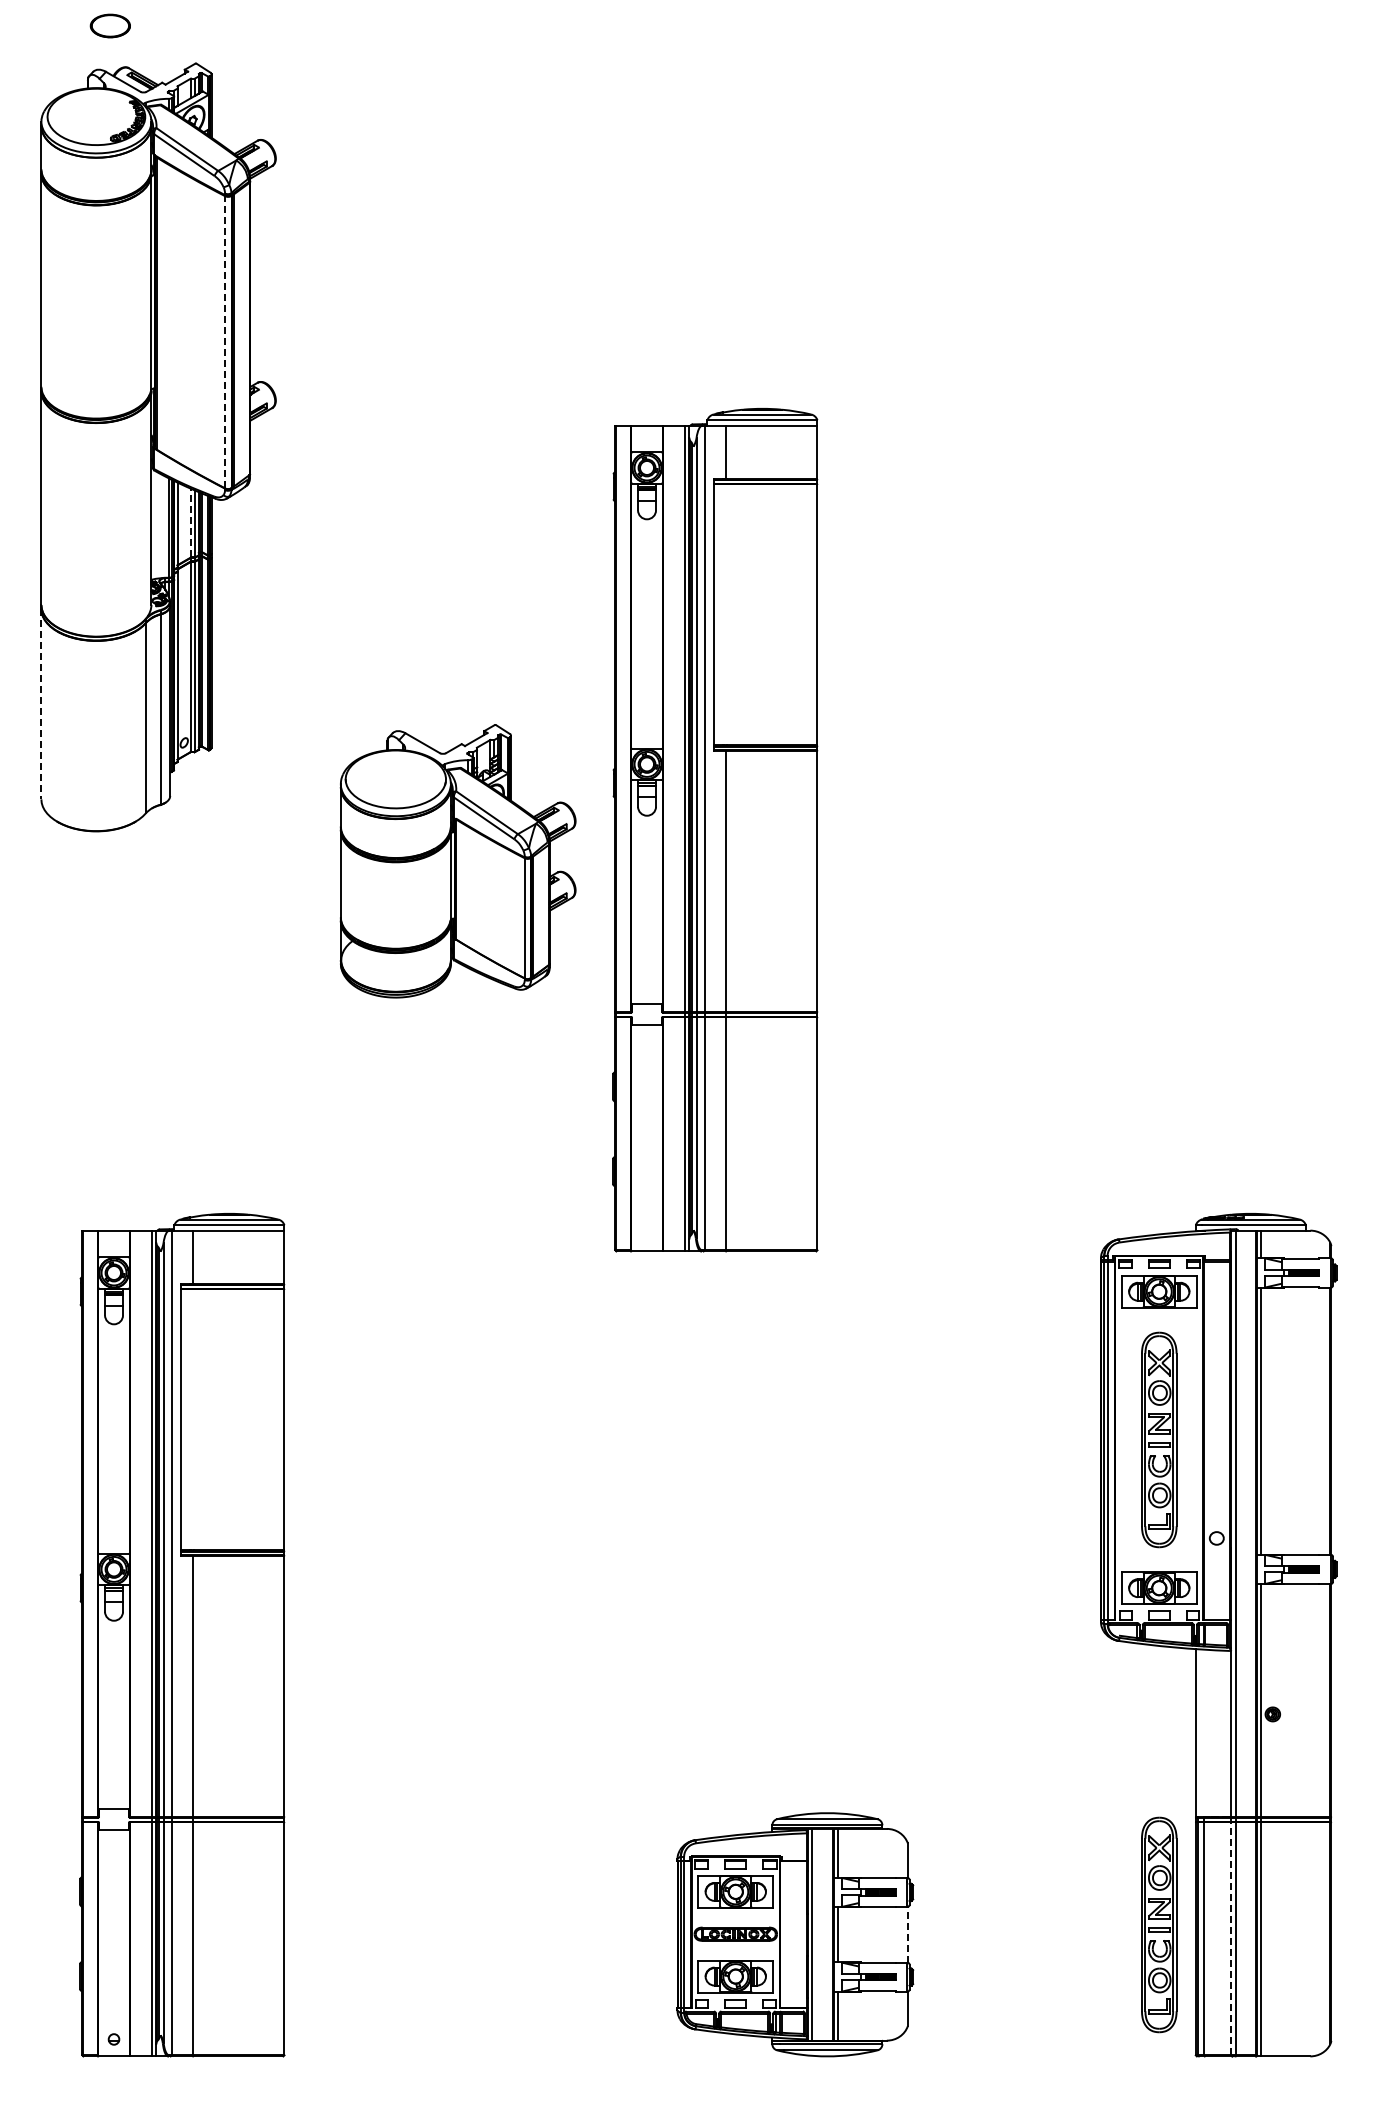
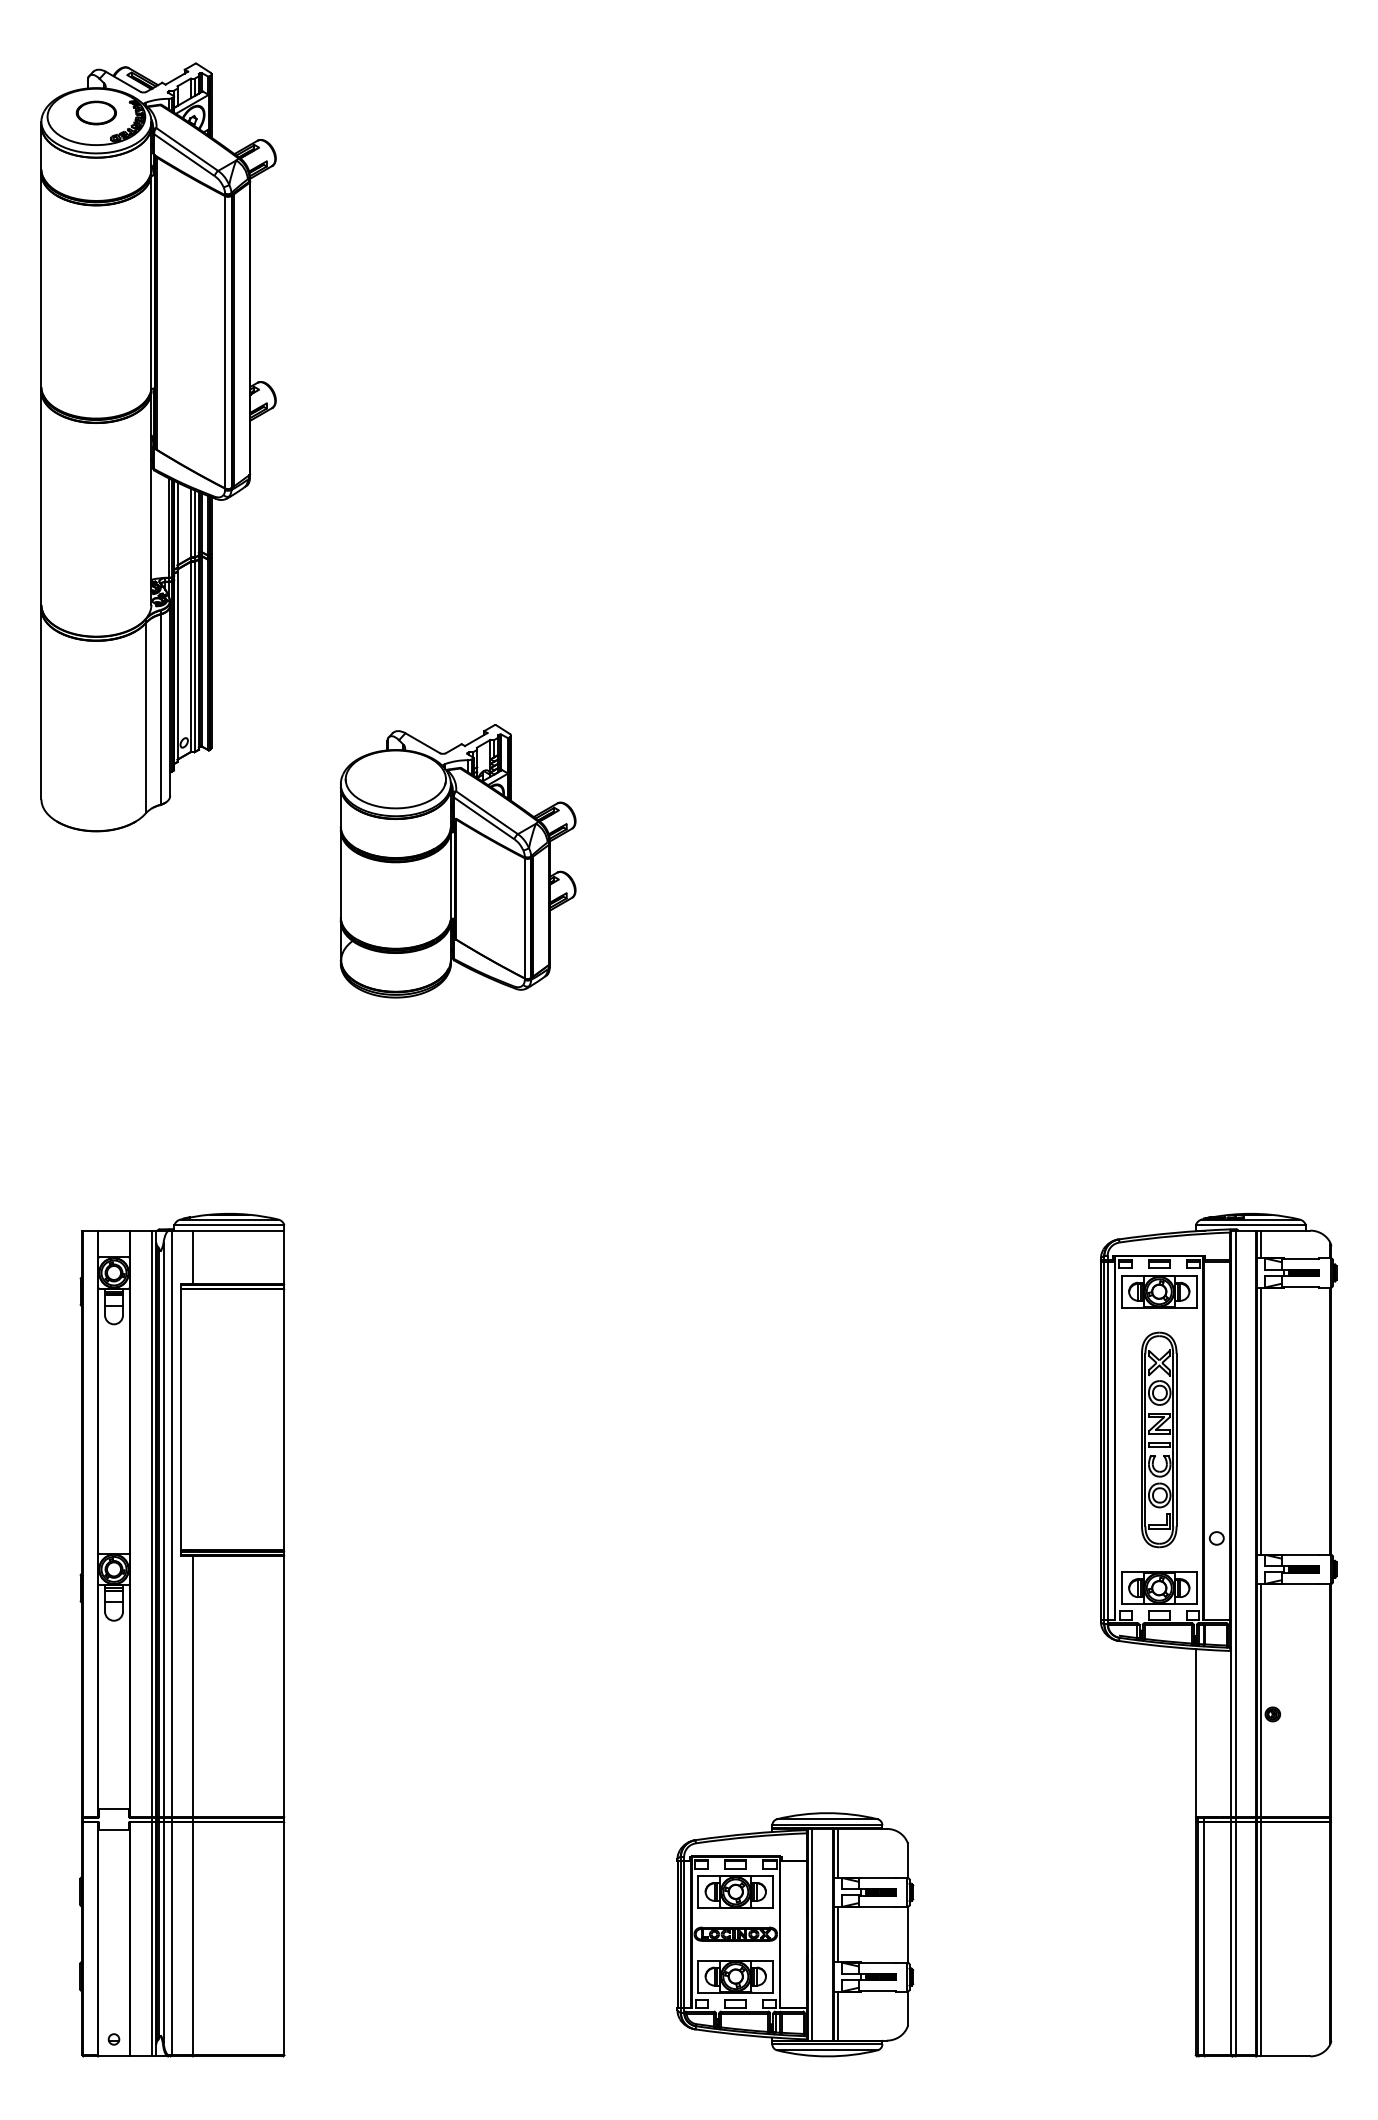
part position: (109, 25) -> (95, 112) (95, 112)
line: dashed -> solid (225, 341)
line: dashed -> solid (190, 522)
line: dashed -> solid (41, 704)
part: present -> none (715, 830)
part: present -> none (1159, 1924)
line: dashed -> solid (907, 1934)
line: dashed -> solid (1231, 1938)
